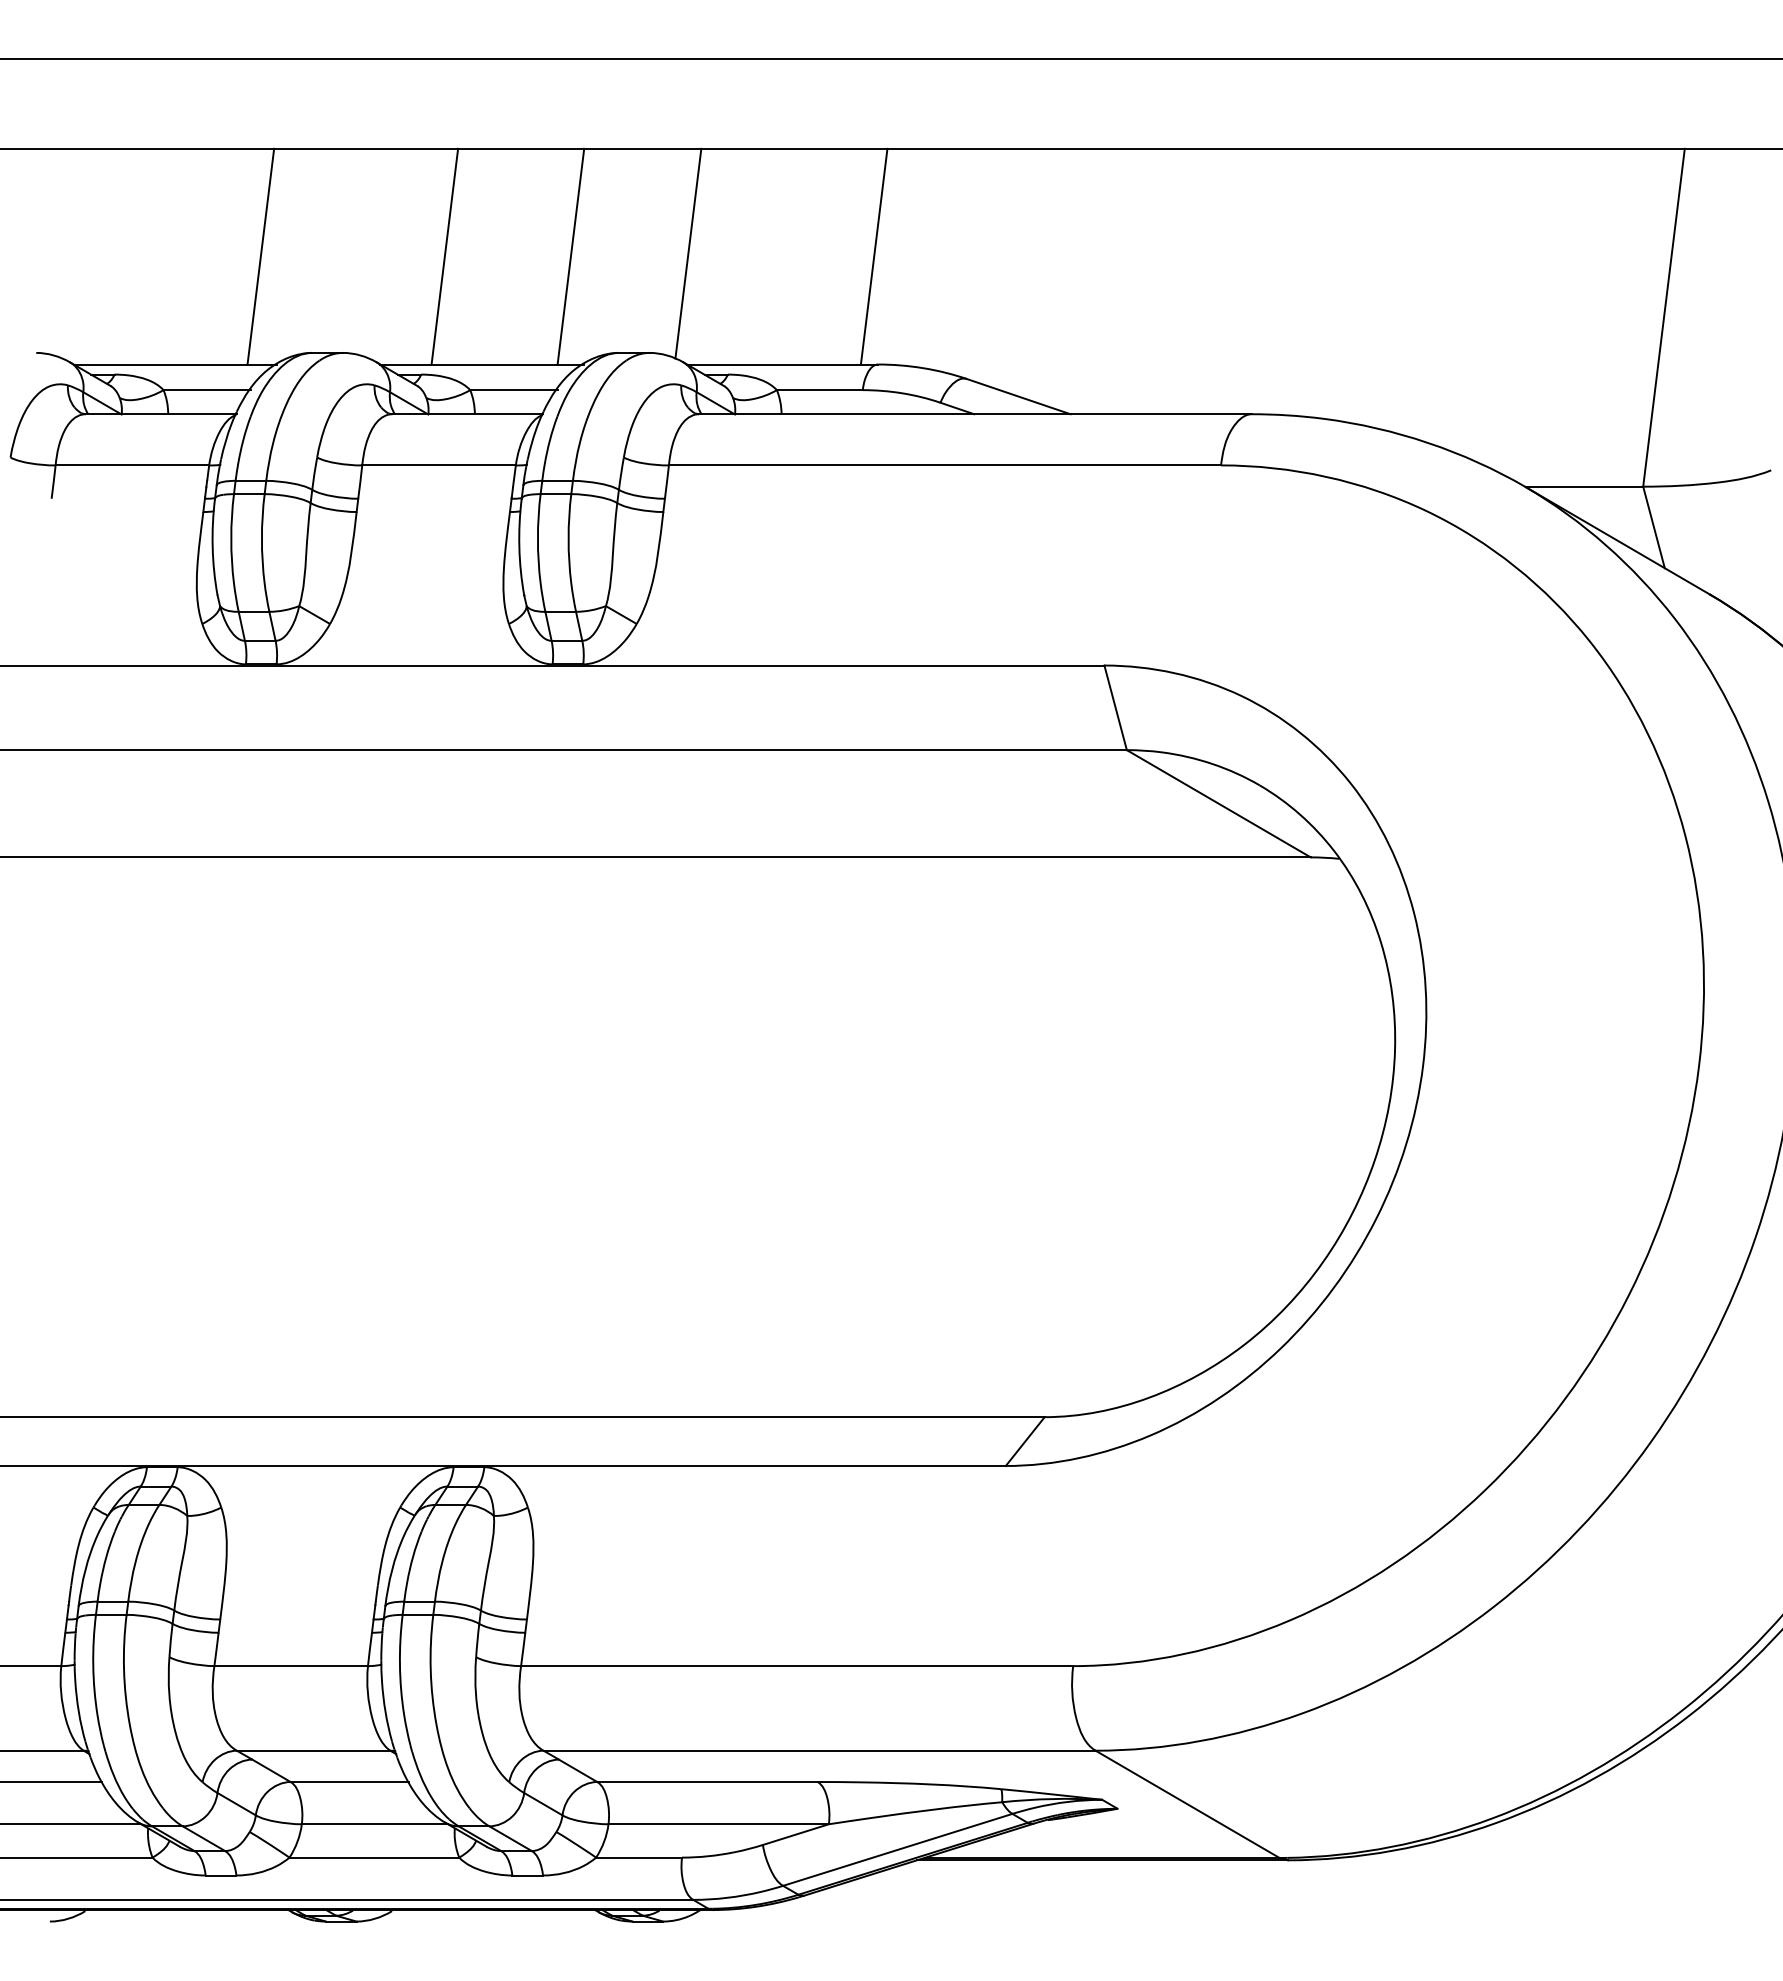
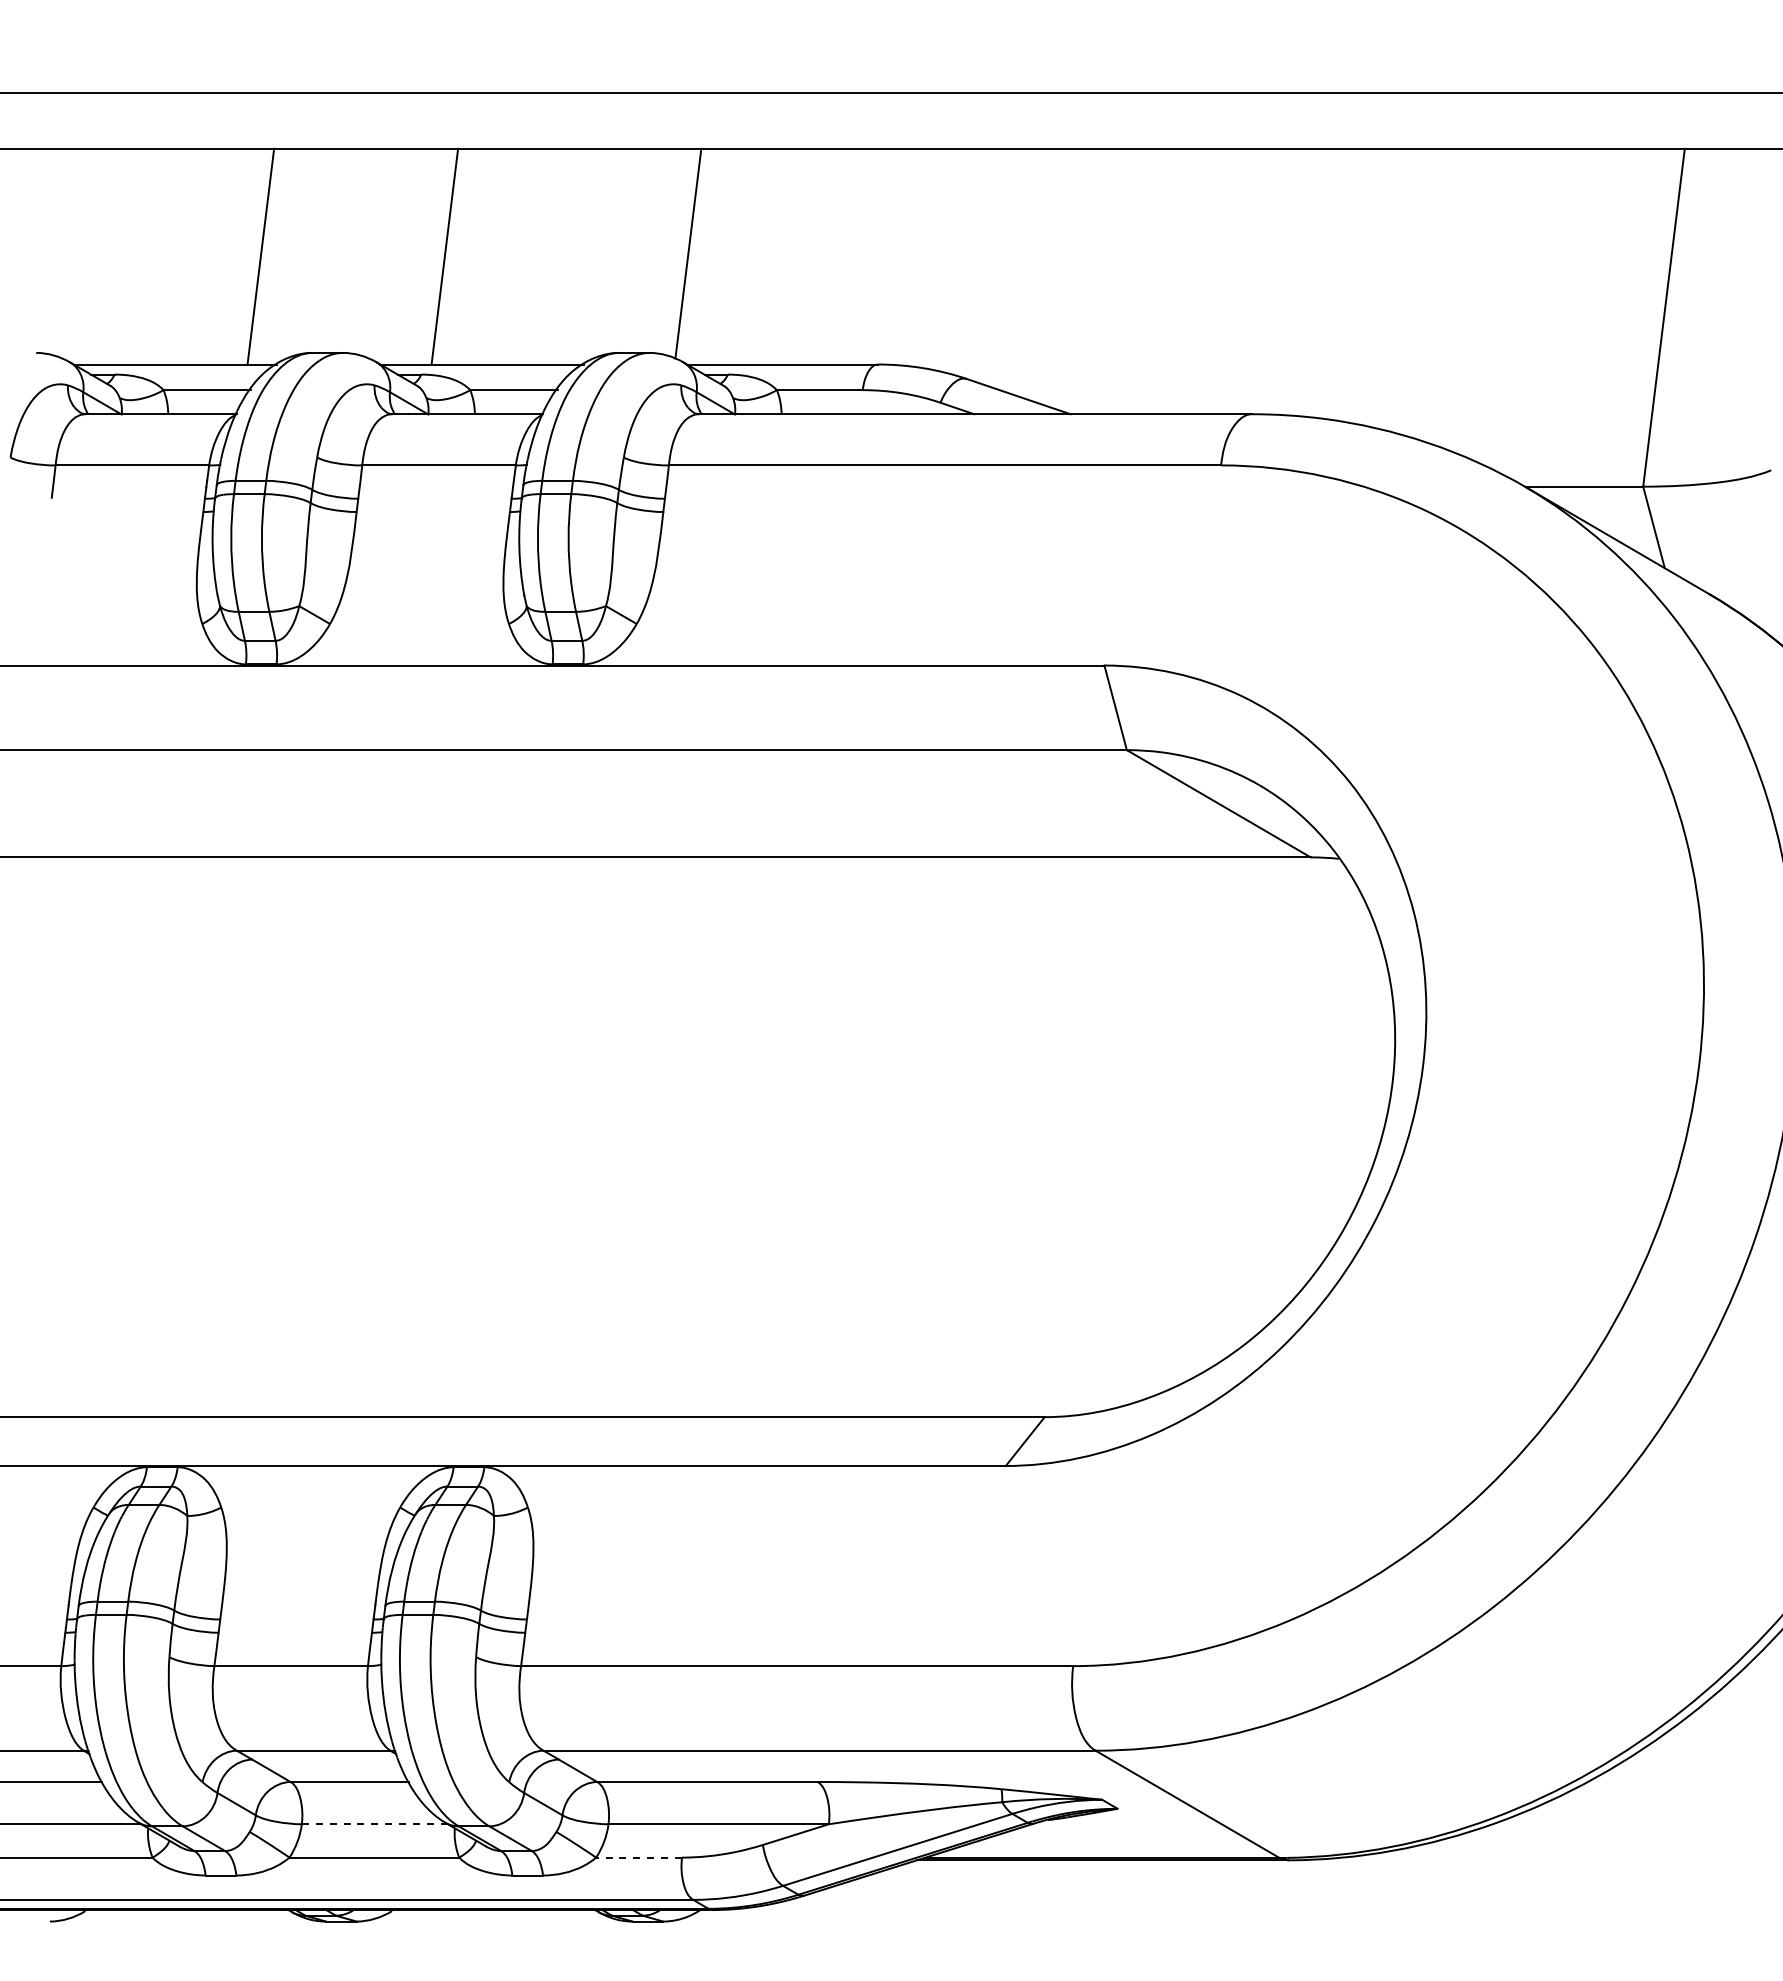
line position: (890, 59) -> (890, 93) (890, 93)
line: present -> none (570, 256)
line: present -> none (873, 256)
line: solid -> dashed (375, 1824)
line: solid -> dashed (639, 1857)
